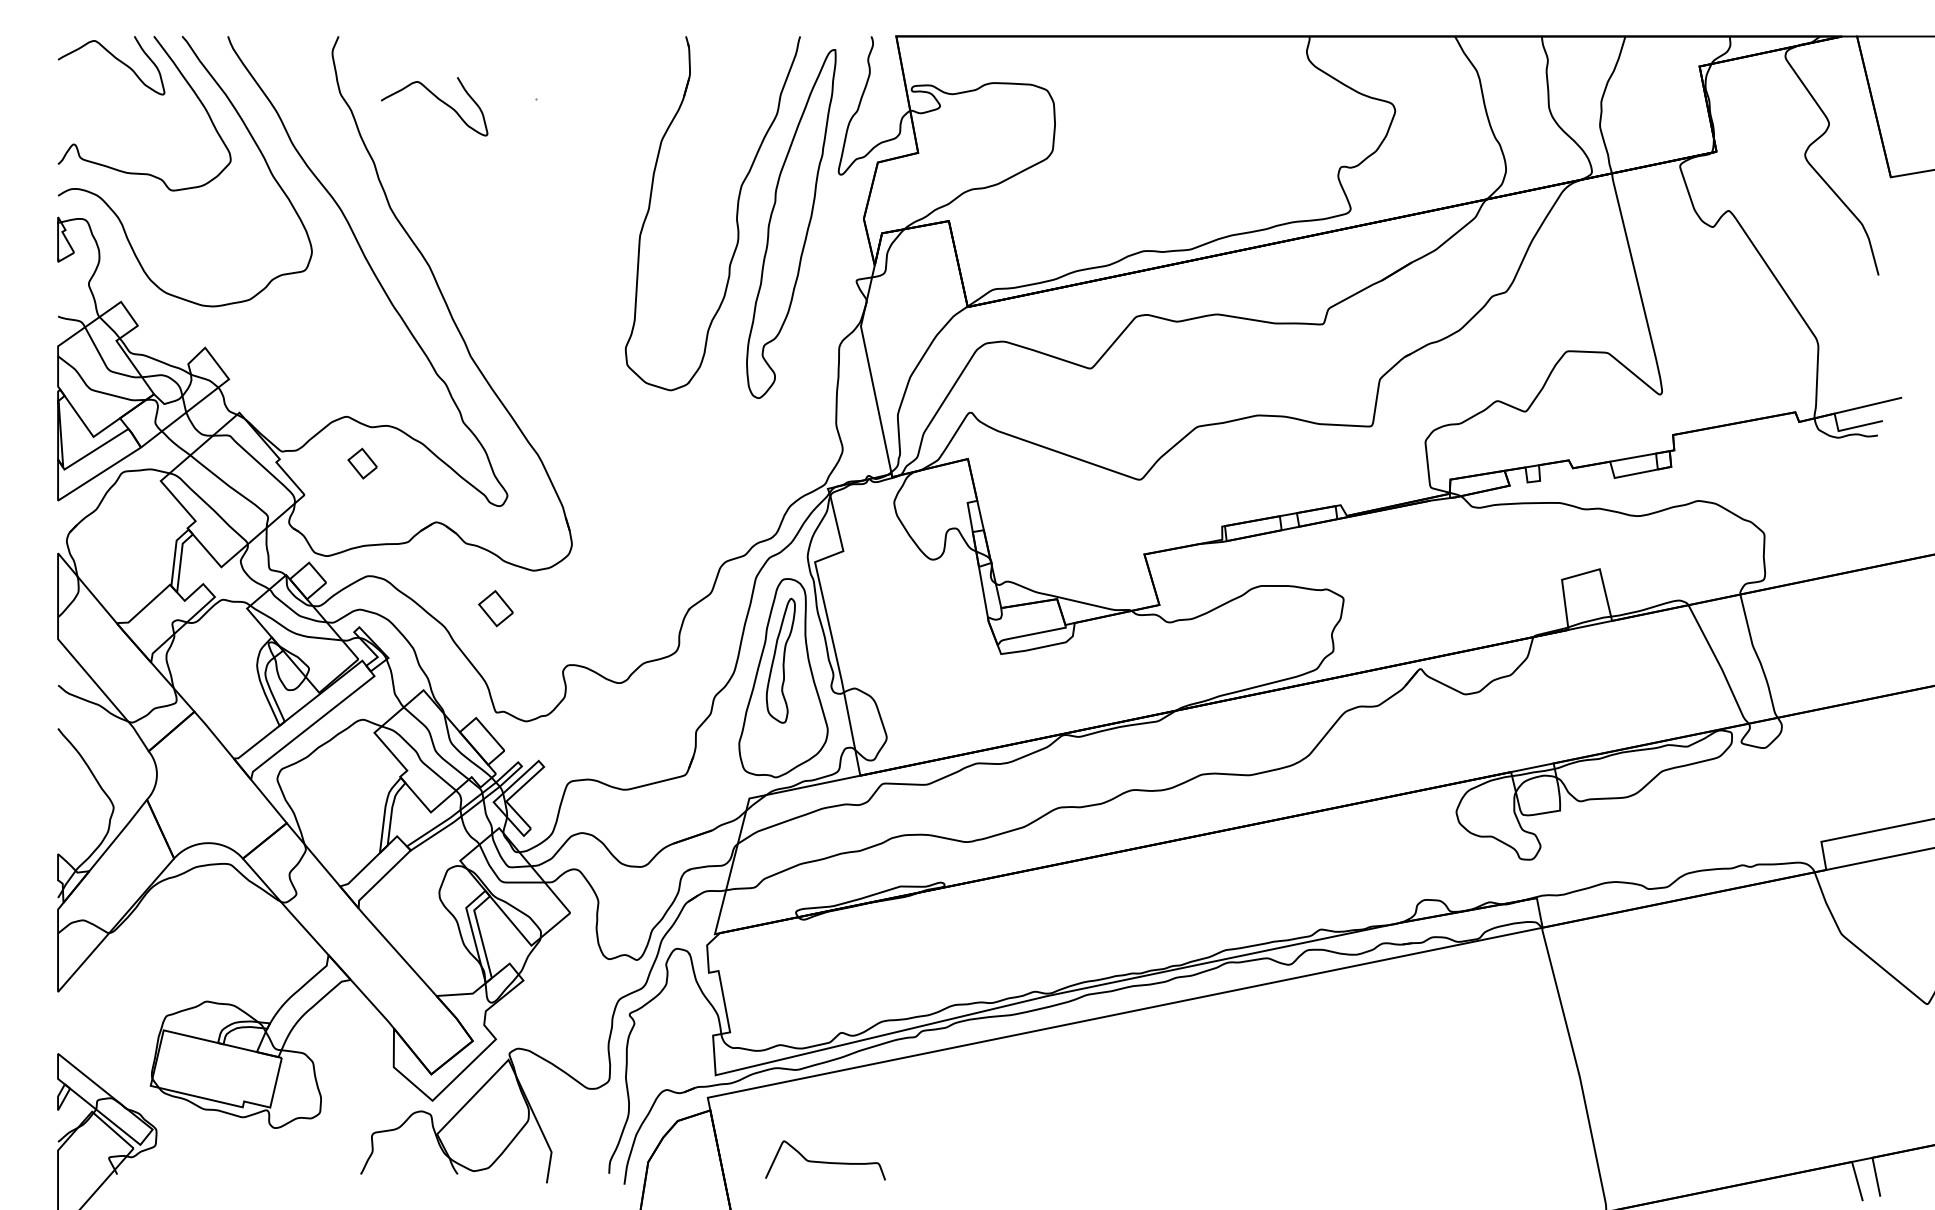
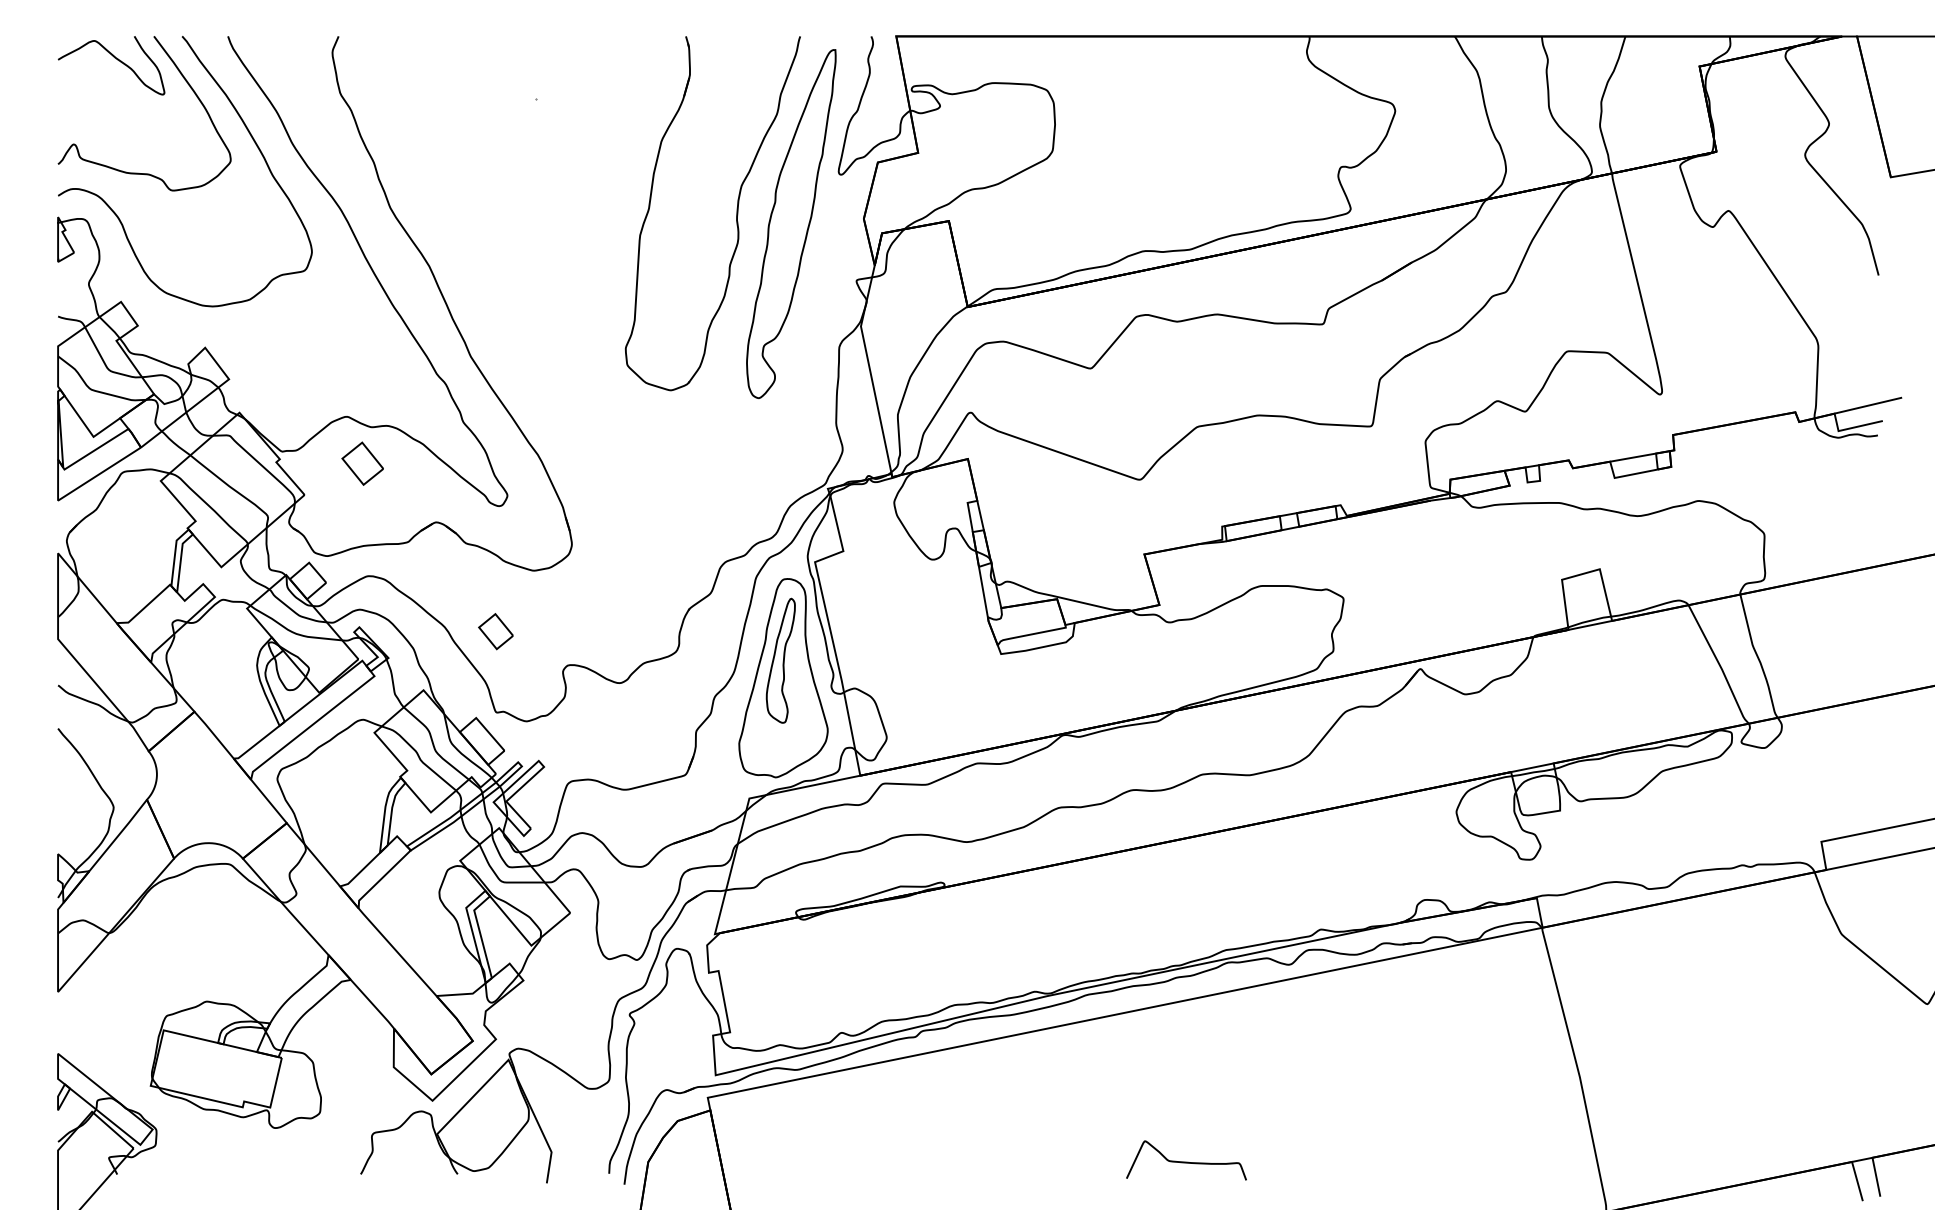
curve: present -> none (437, 99)
part size: 31x33 px -> 43x45 px (362, 463)
part position: (495, 608) -> (495, 631) (495, 631)
curve position: (825, 1161) -> (1186, 1161) (1186, 1161)
